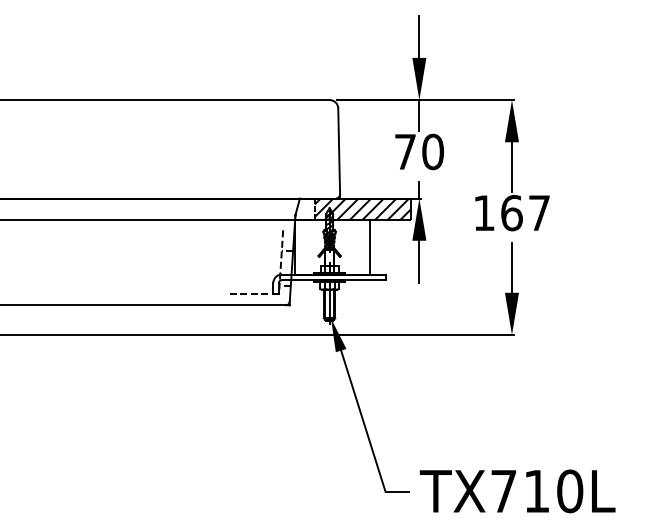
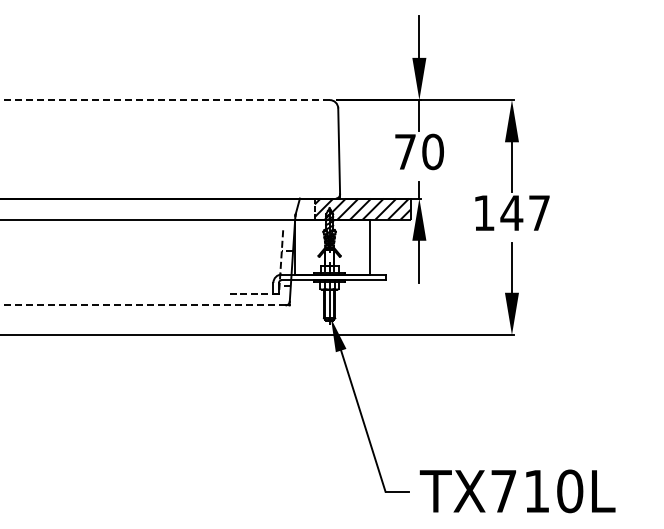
line: solid -> dashed (164, 100)
text: 167 -> 147 (511, 213)
line: solid -> dashed (142, 305)
